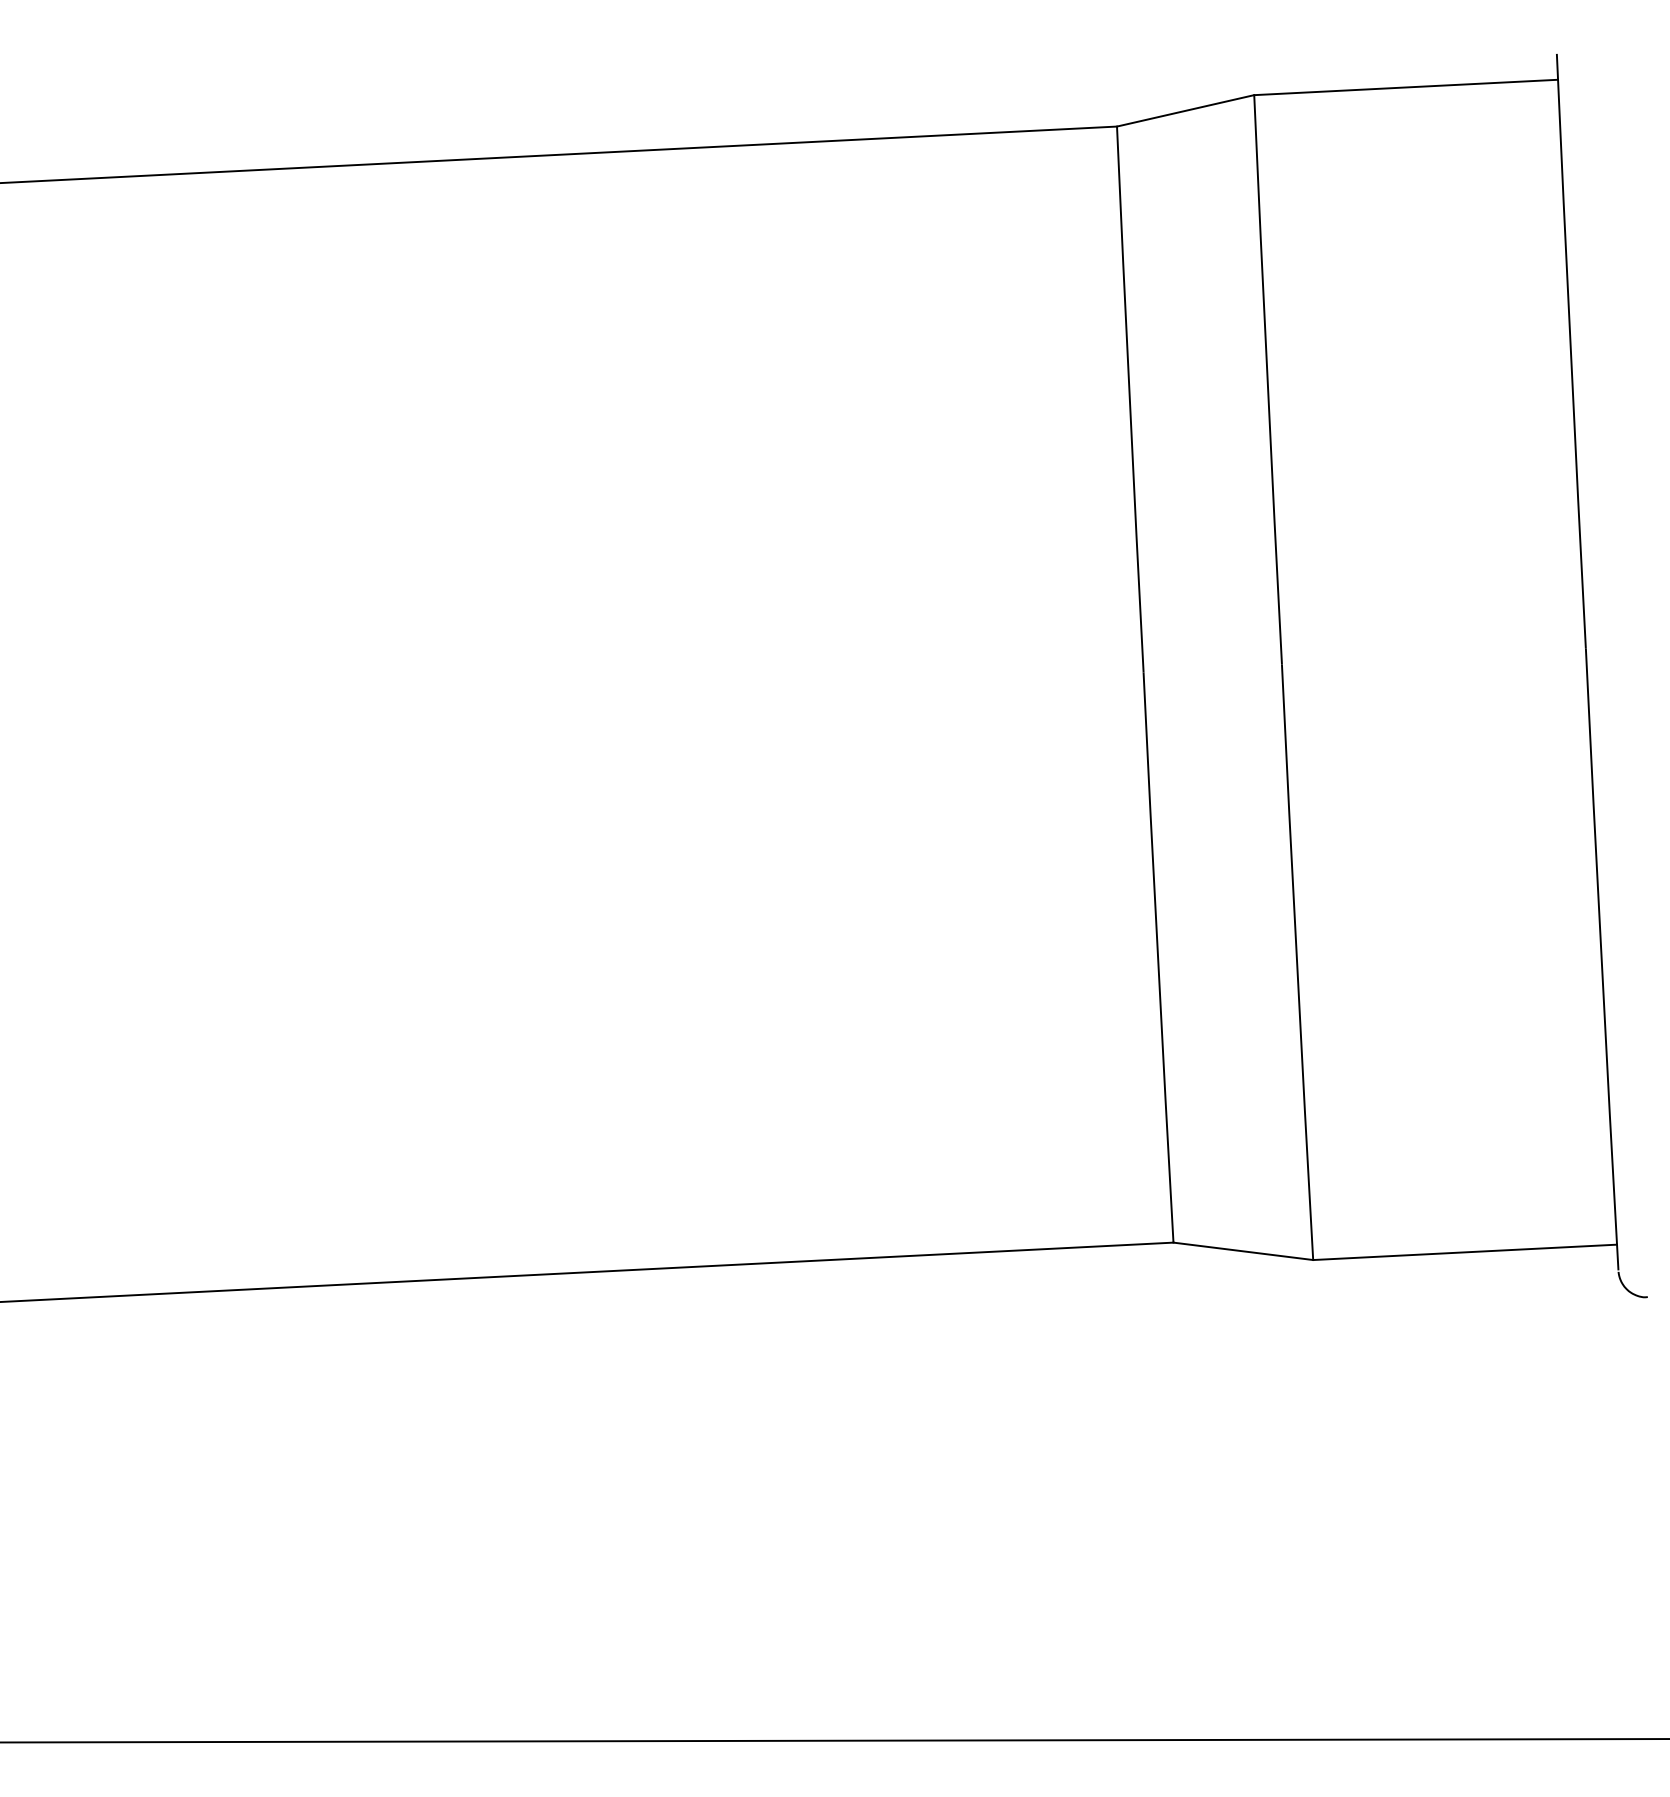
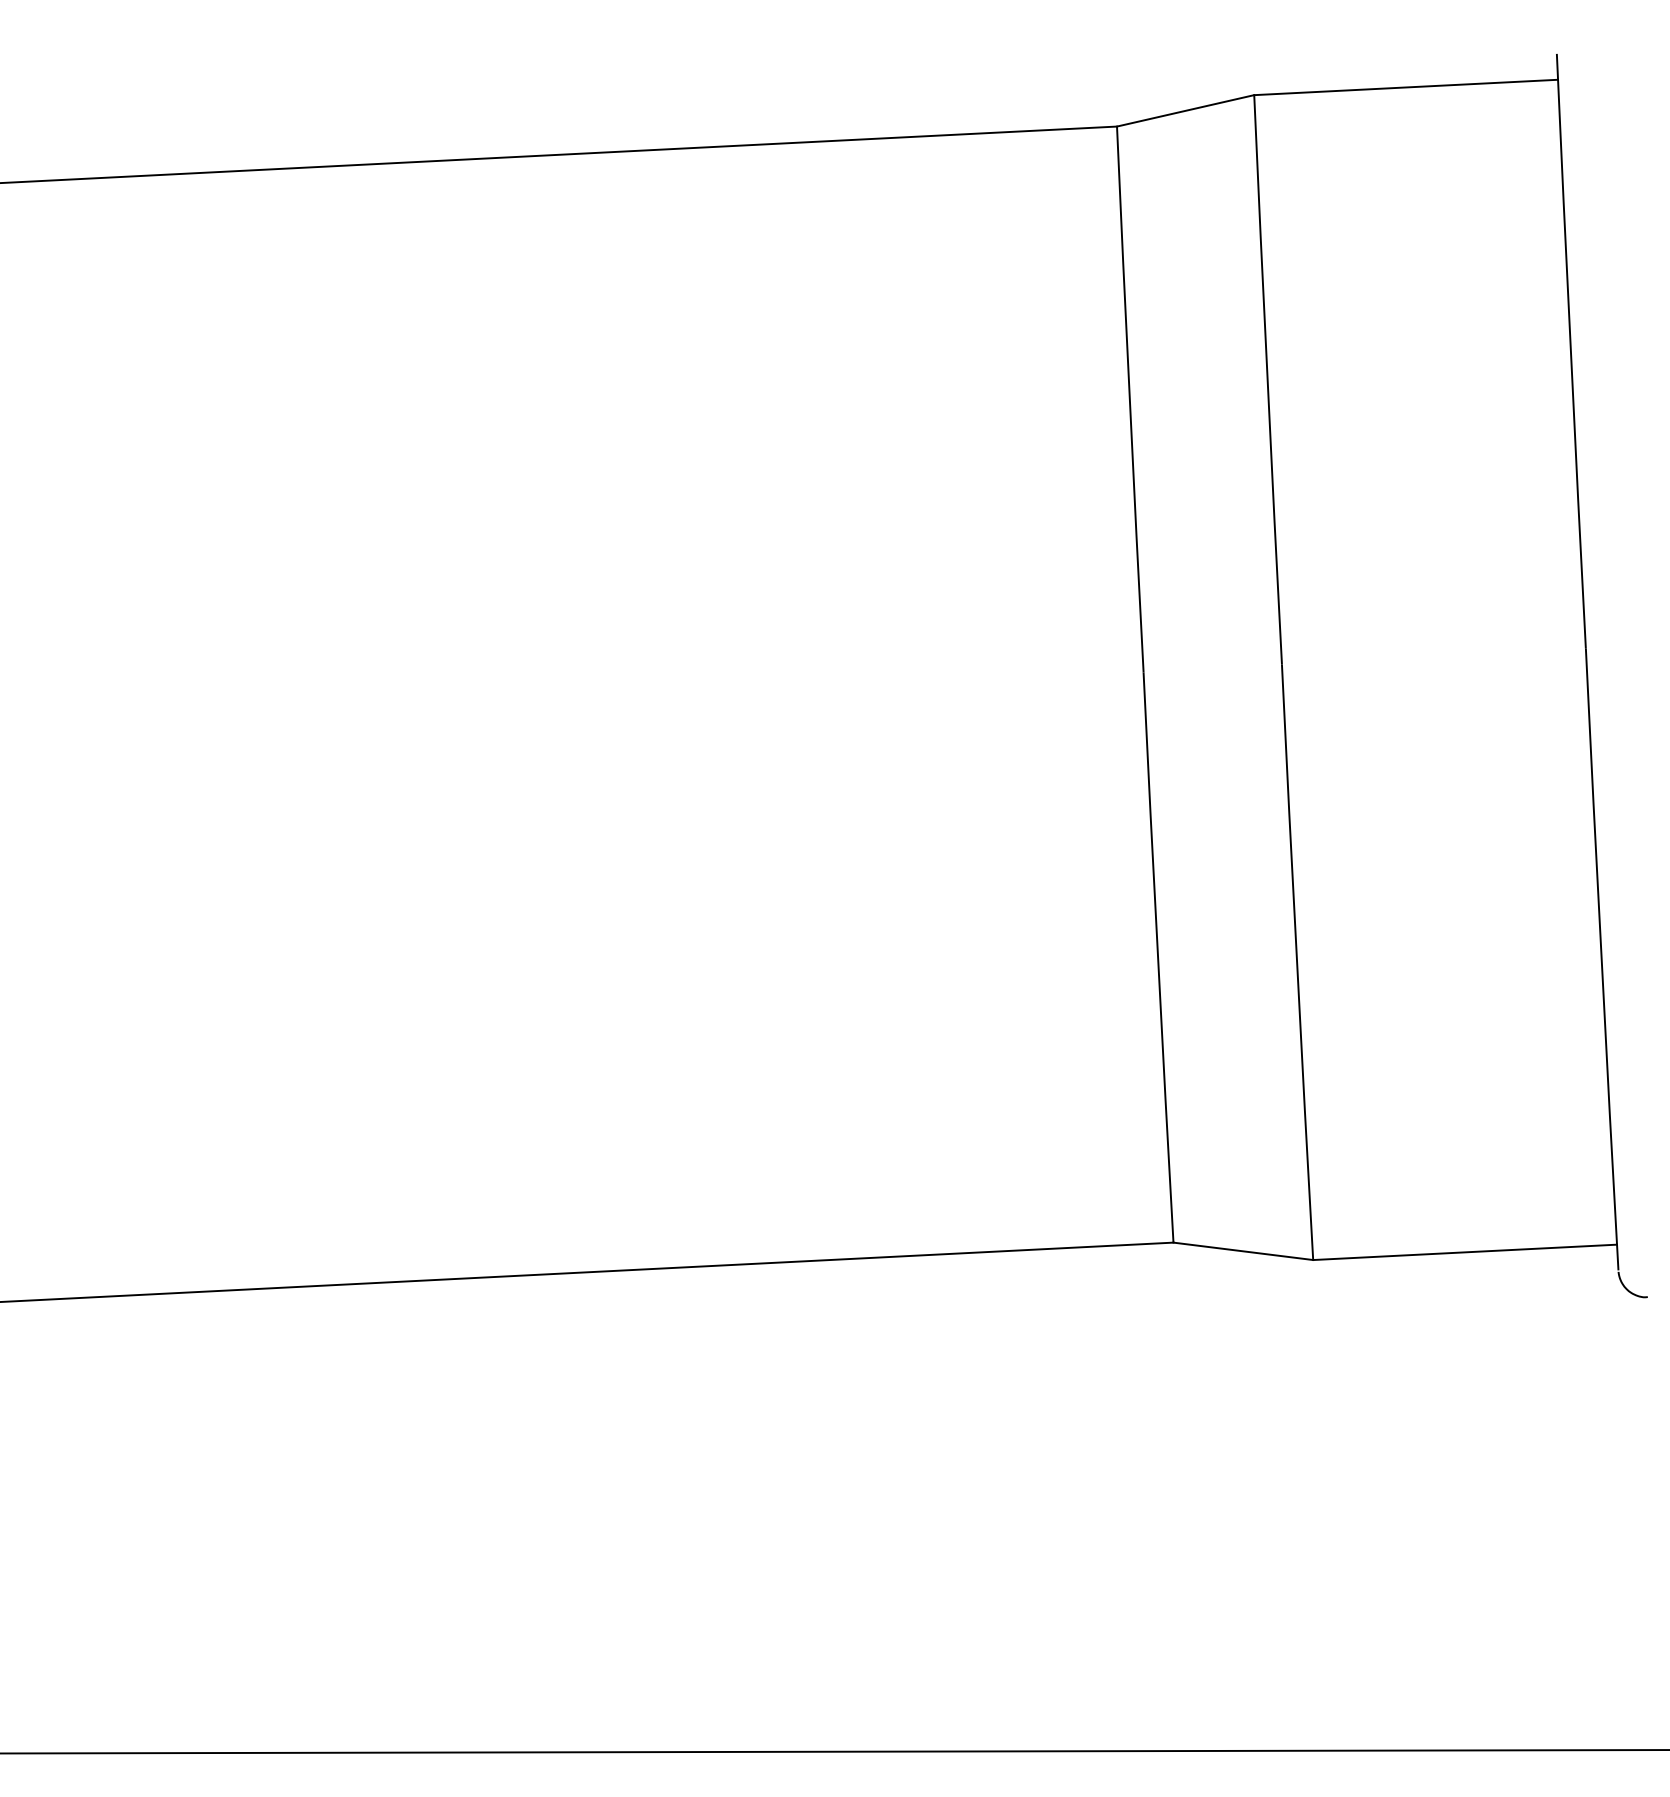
line position: (834, 1740) -> (834, 1751) (834, 1751)
